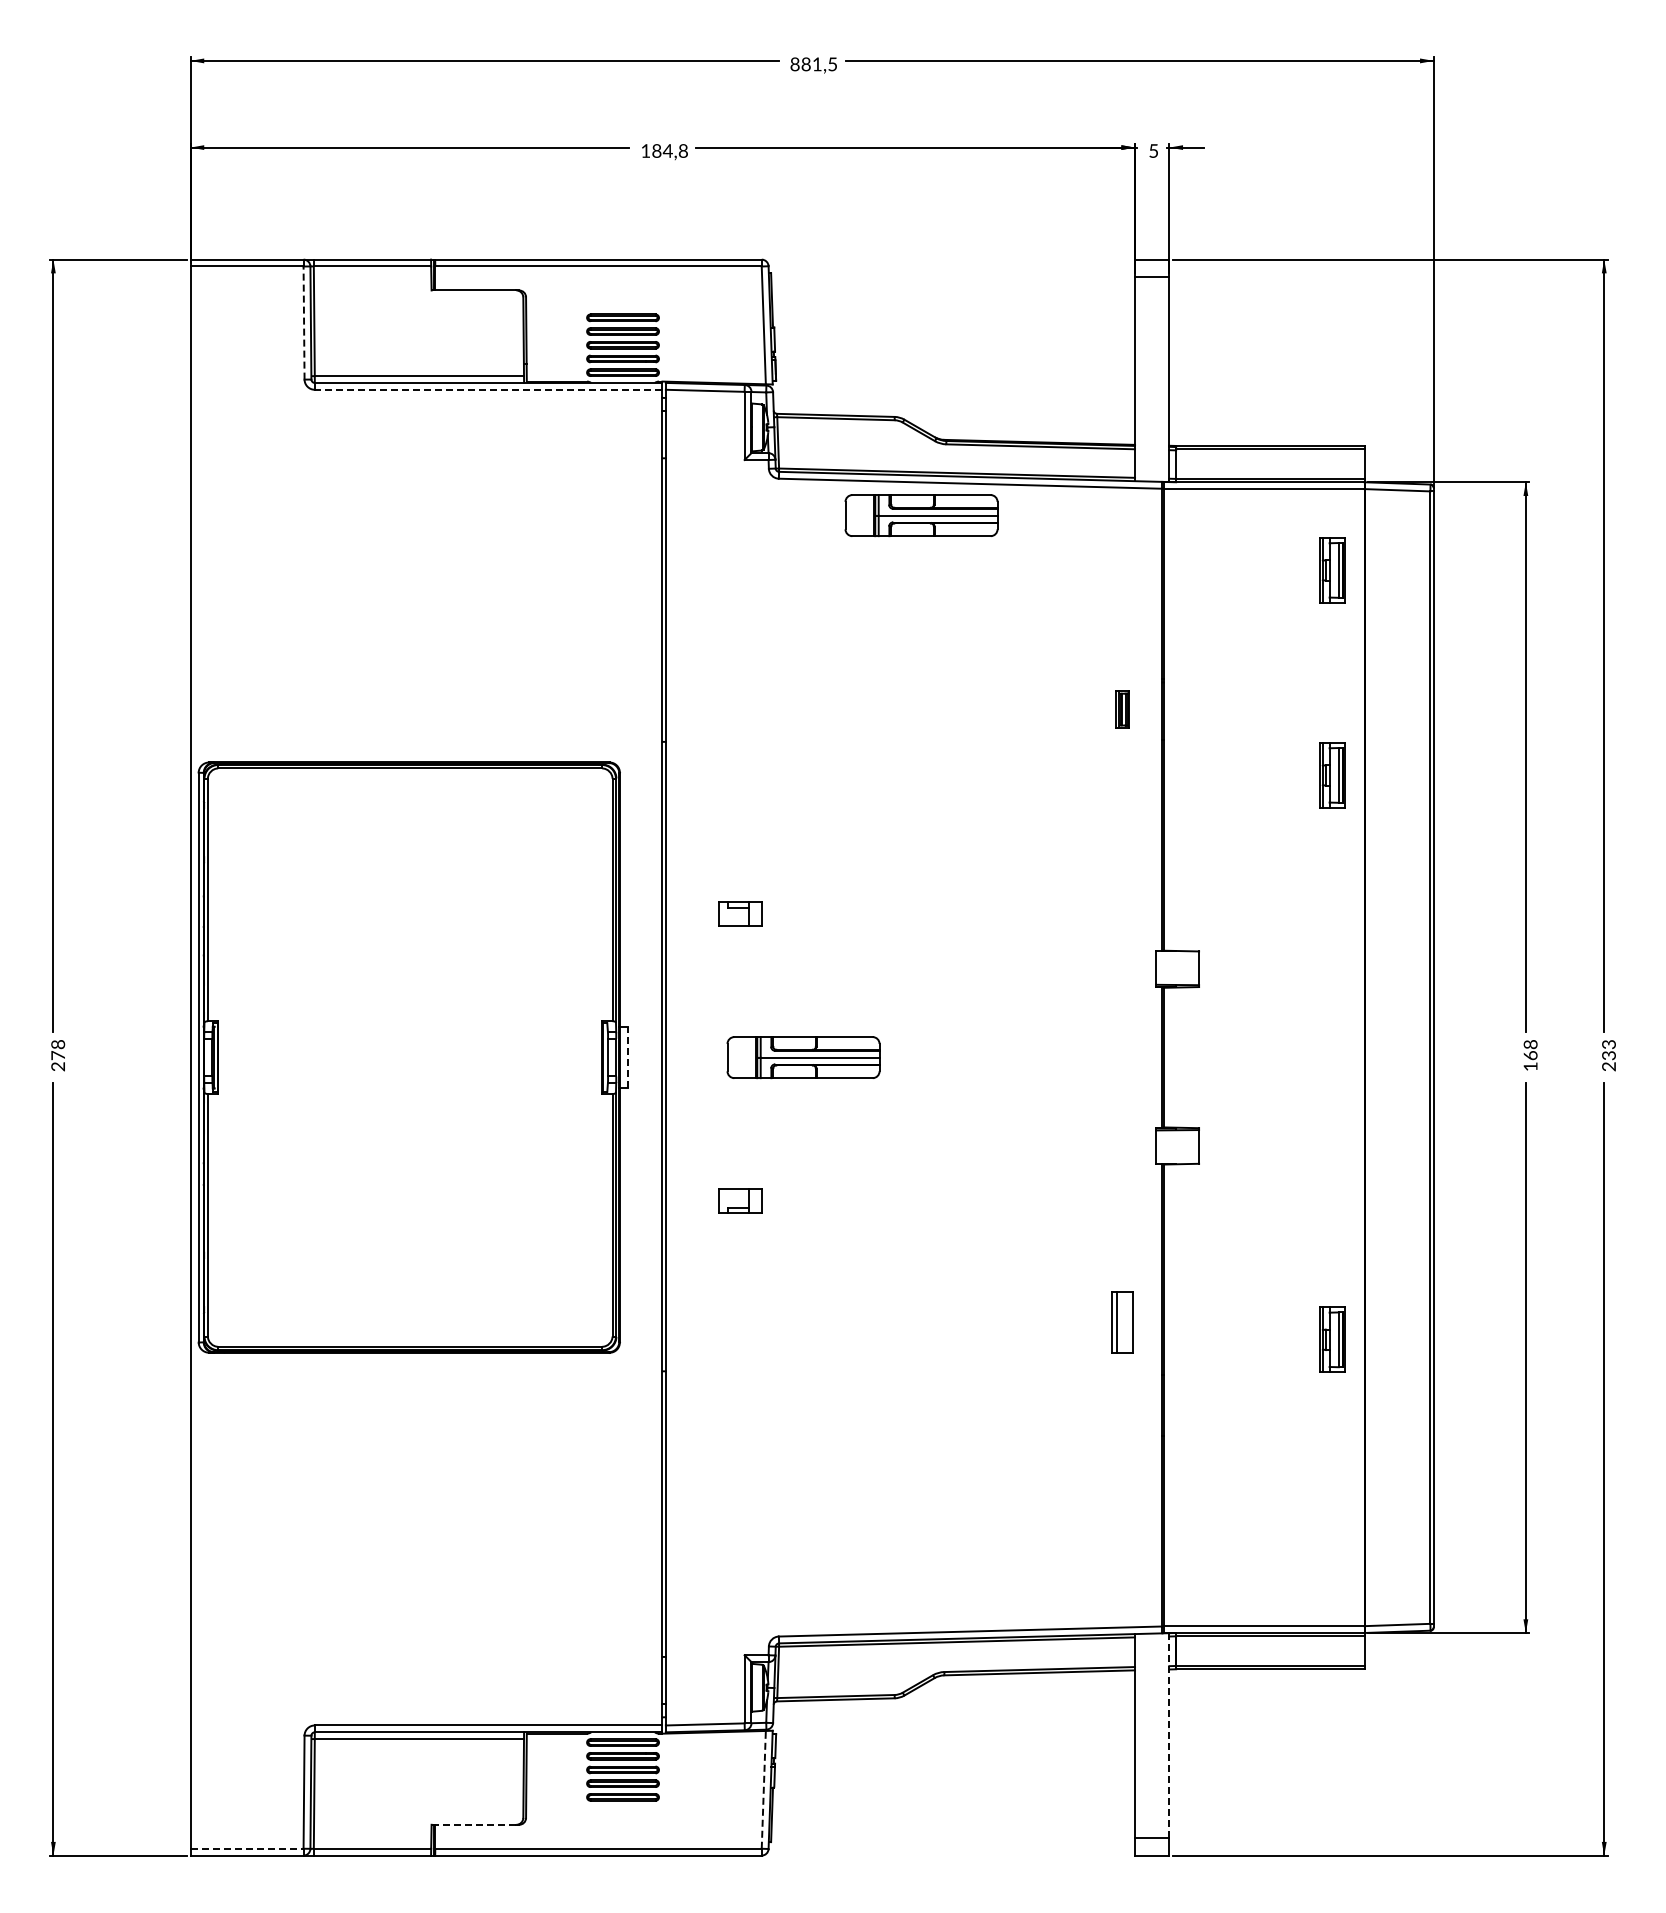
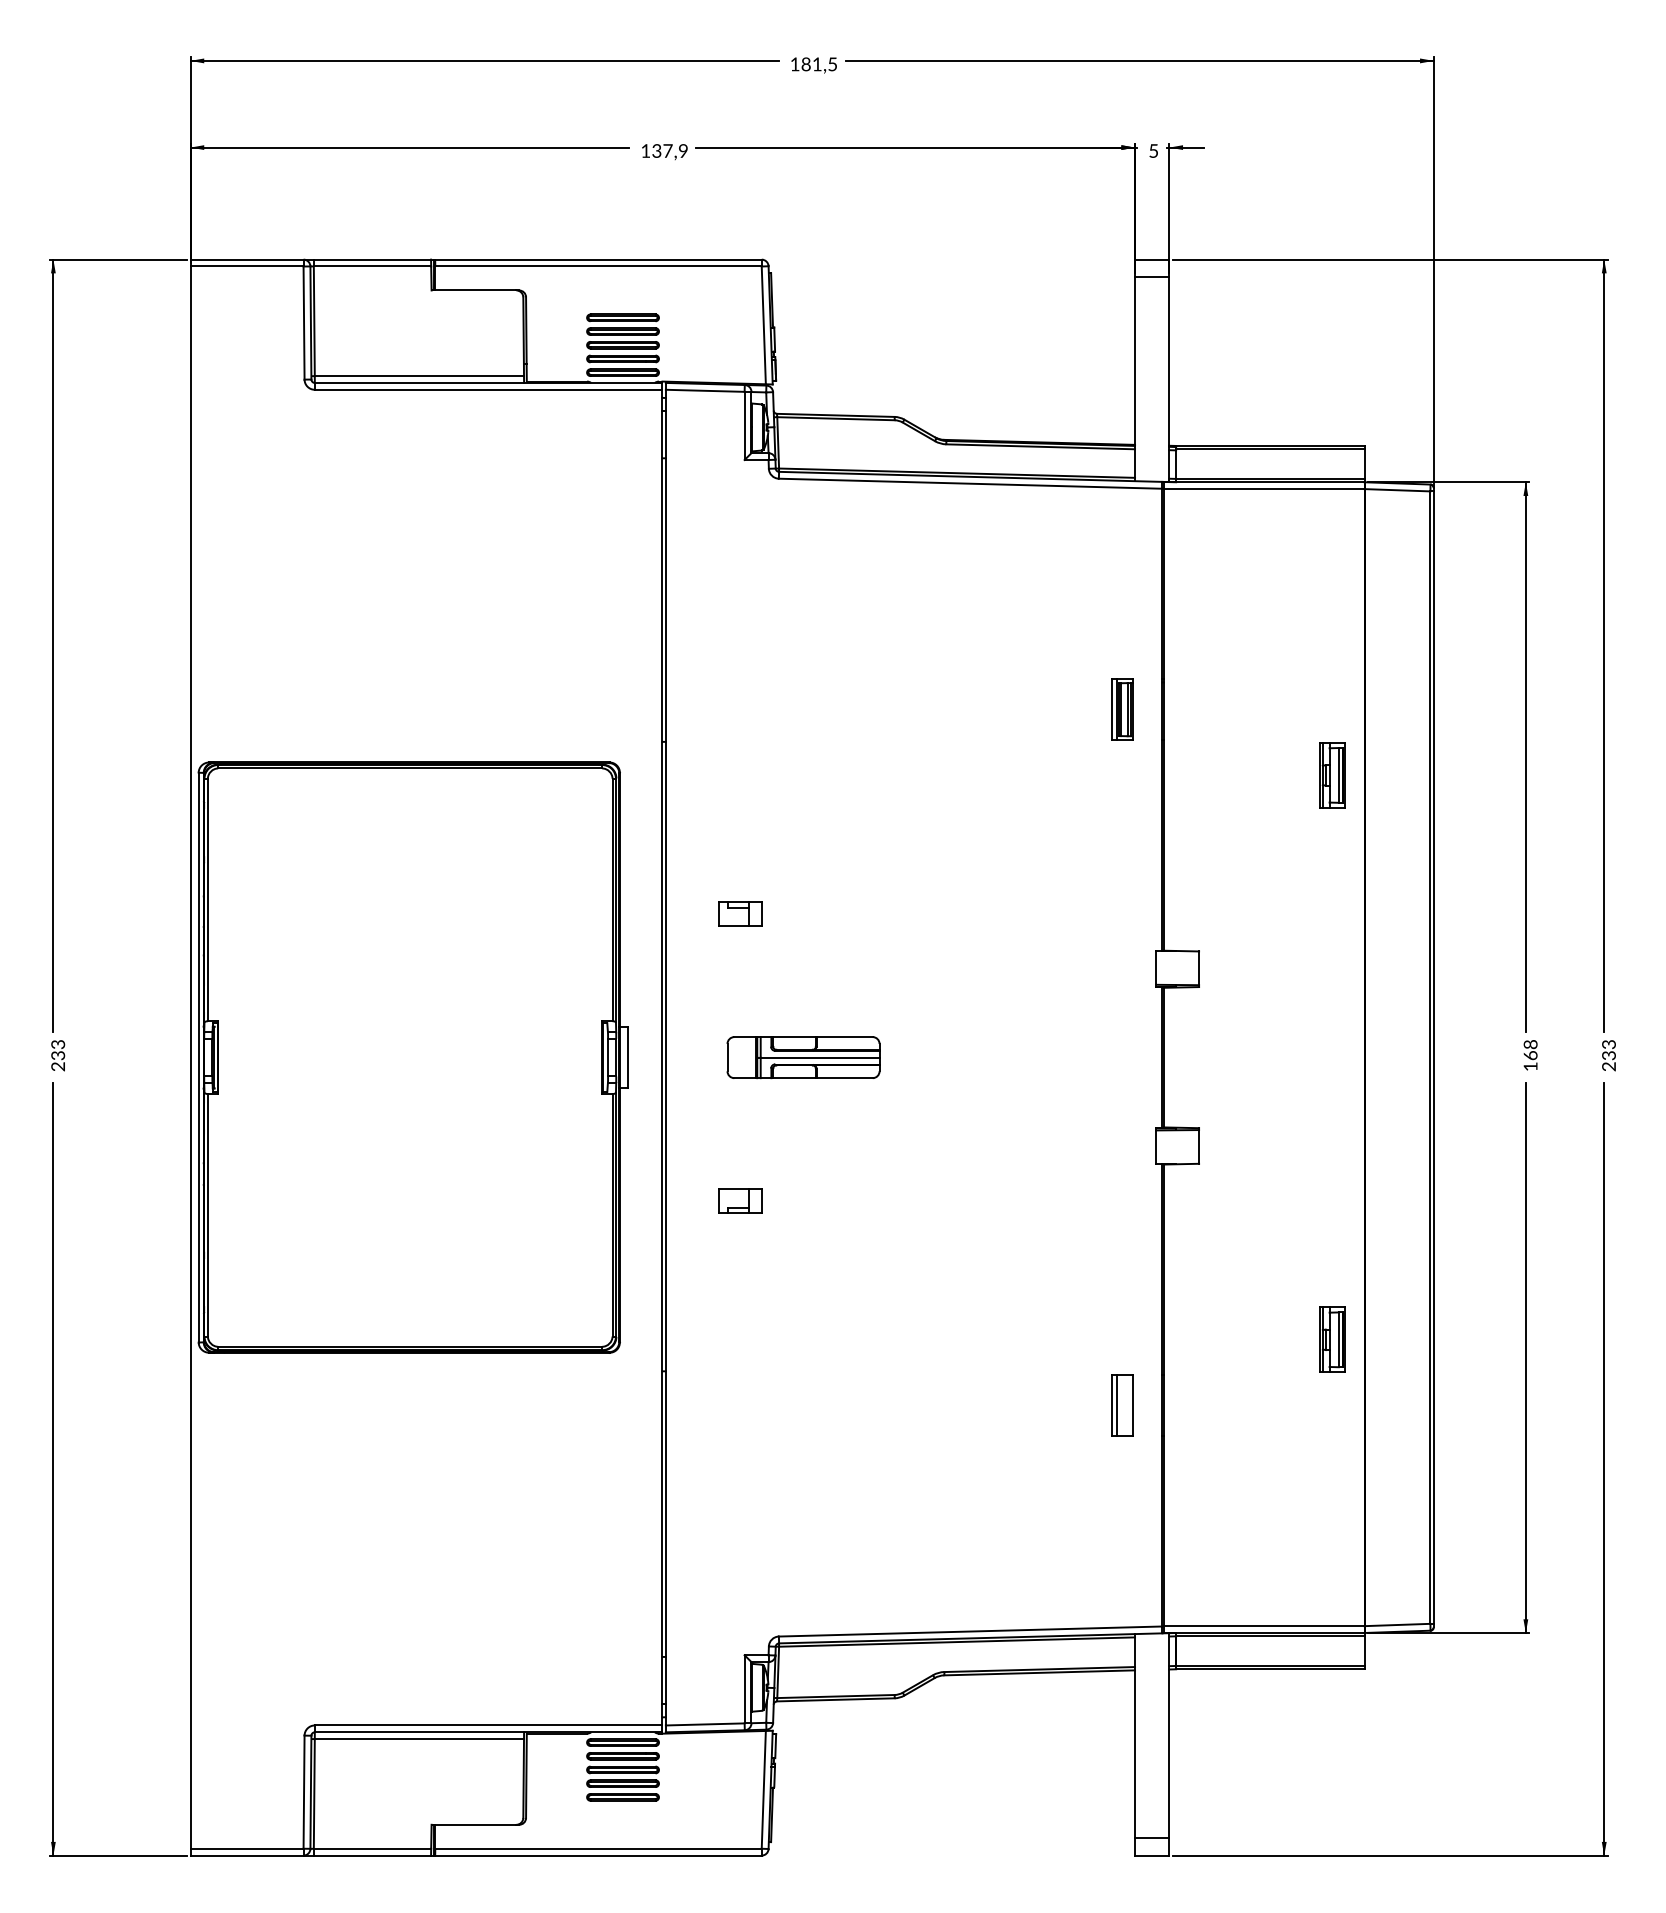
text: 881,5 -> 181,5 (794, 64)
text: 184,8 -> 137,9 (669, 150)
line: dashed -> solid (304, 323)
line: dashed -> solid (488, 389)
part: present -> none (921, 515)
part: present -> none (1332, 570)
part size: 15x39 px -> 23x63 px (1122, 709)
text: 278 -> 233 (58, 1050)
line: dashed -> solid (628, 1057)
part position: (1122, 1322) -> (1122, 1405) (1122, 1405)
line: dashed -> solid (1169, 1735)
line: dashed -> solid (763, 1789)
line: dashed -> solid (473, 1824)
line: dashed -> solid (247, 1848)
